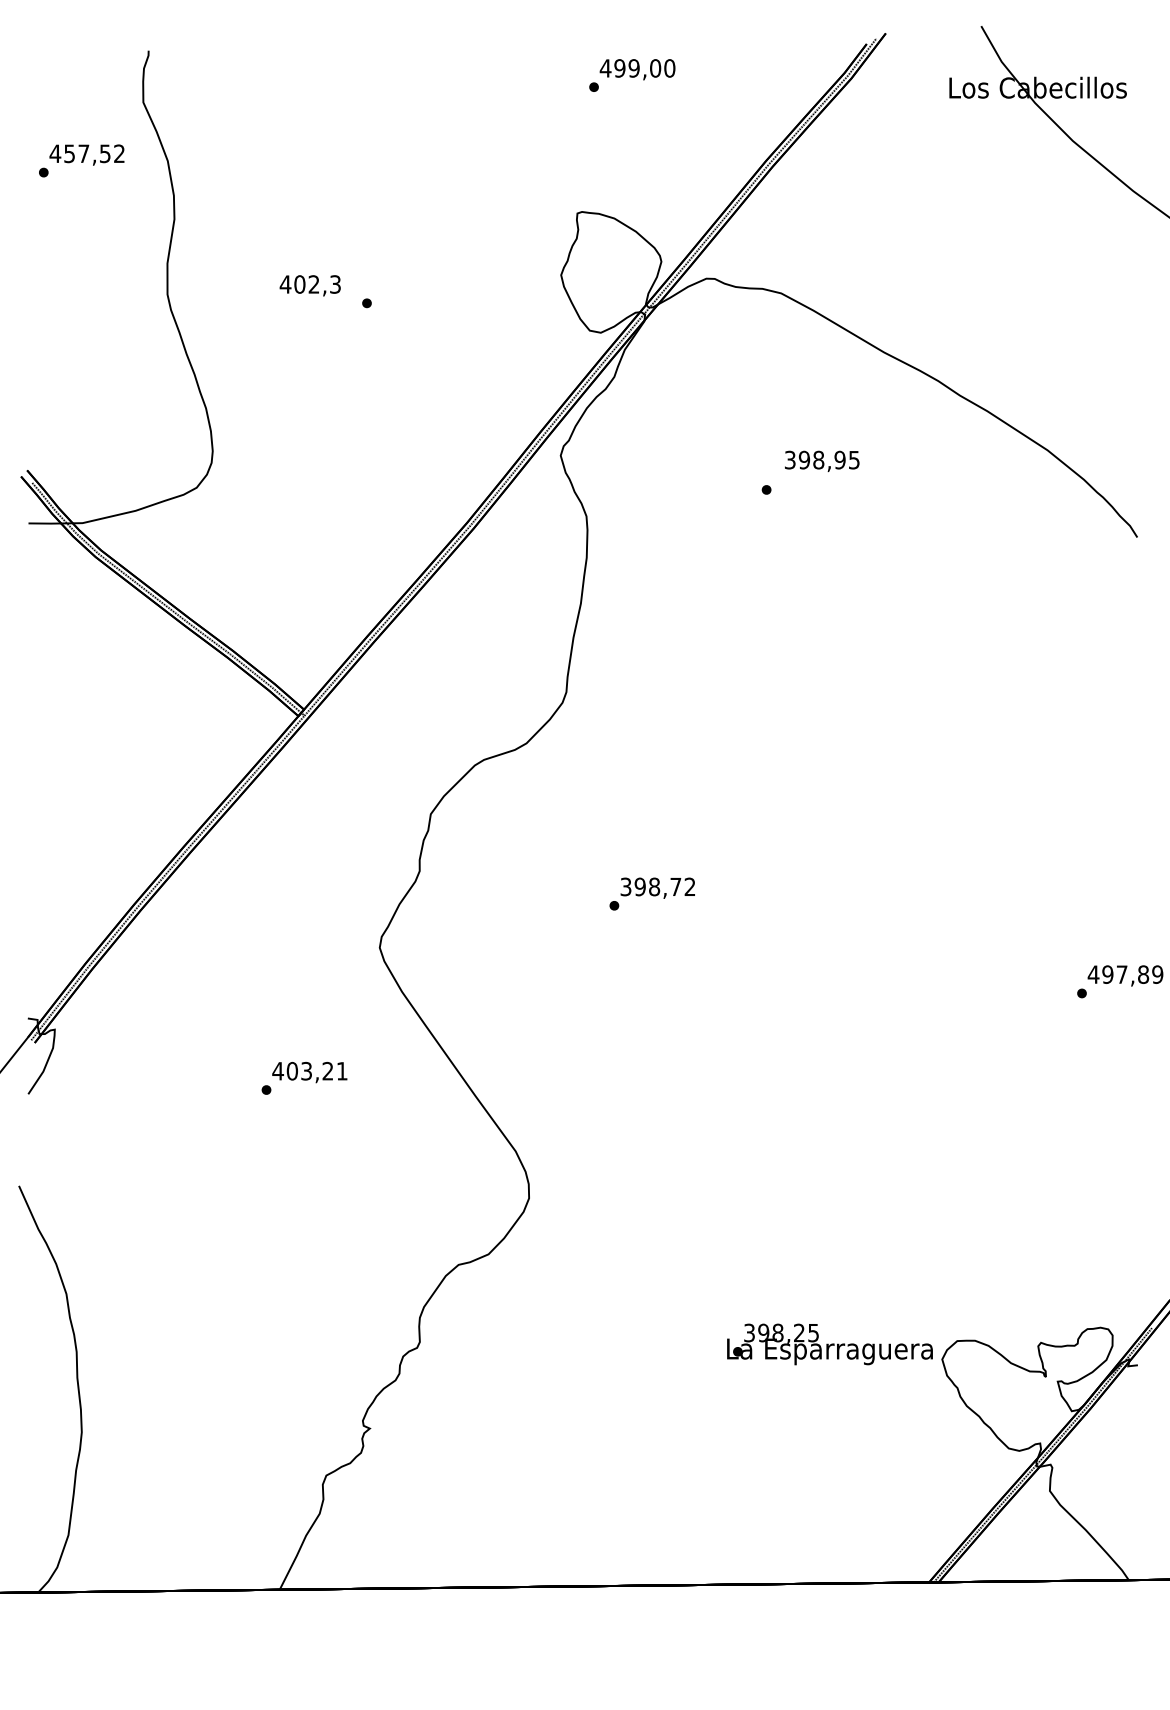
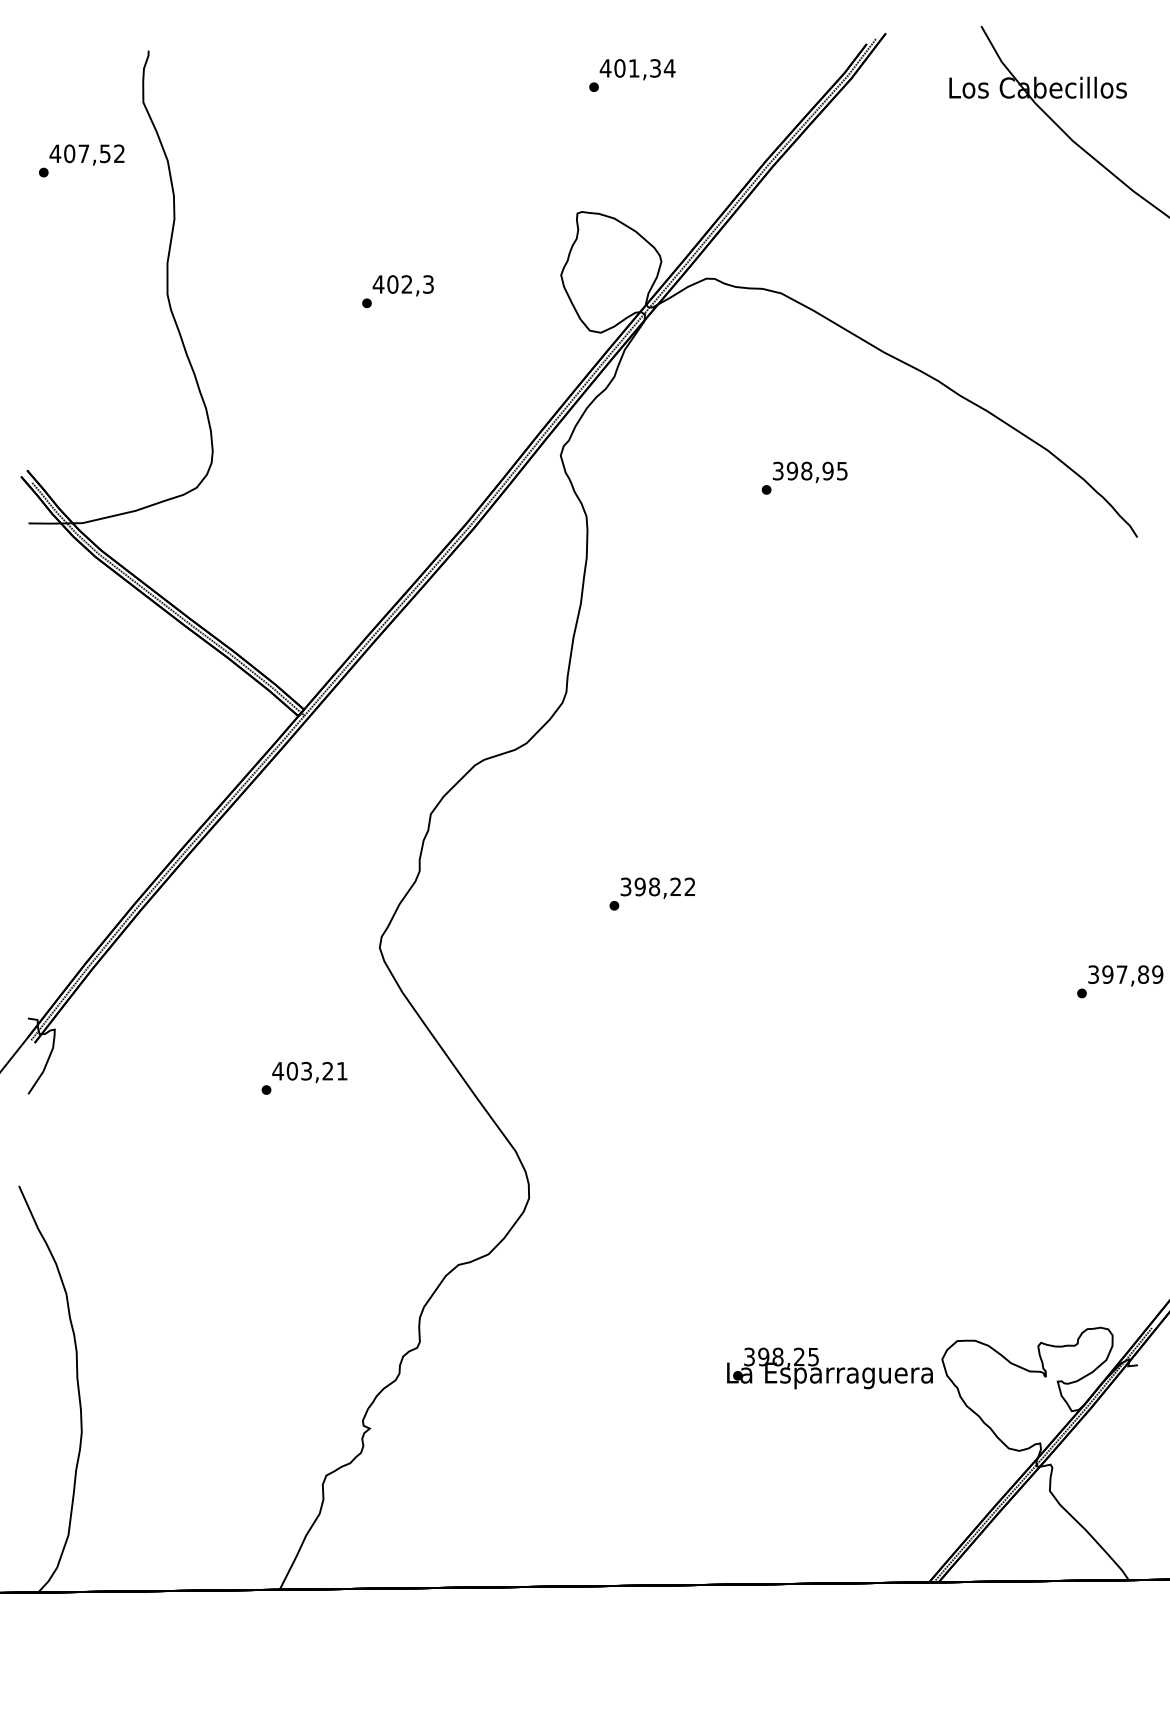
text: 499,00 -> 401,34 (644, 68)
text: 457,52 -> 407,52 (69, 153)
text position: (309, 285) -> (402, 285) (402, 285)
text position: (822, 460) -> (810, 471) (810, 471)
text: 398,72 -> 398,22 (675, 886)
text: 497,89 -> 397,89 (1093, 974)
text position: (829, 1344) -> (829, 1368) (829, 1368)
